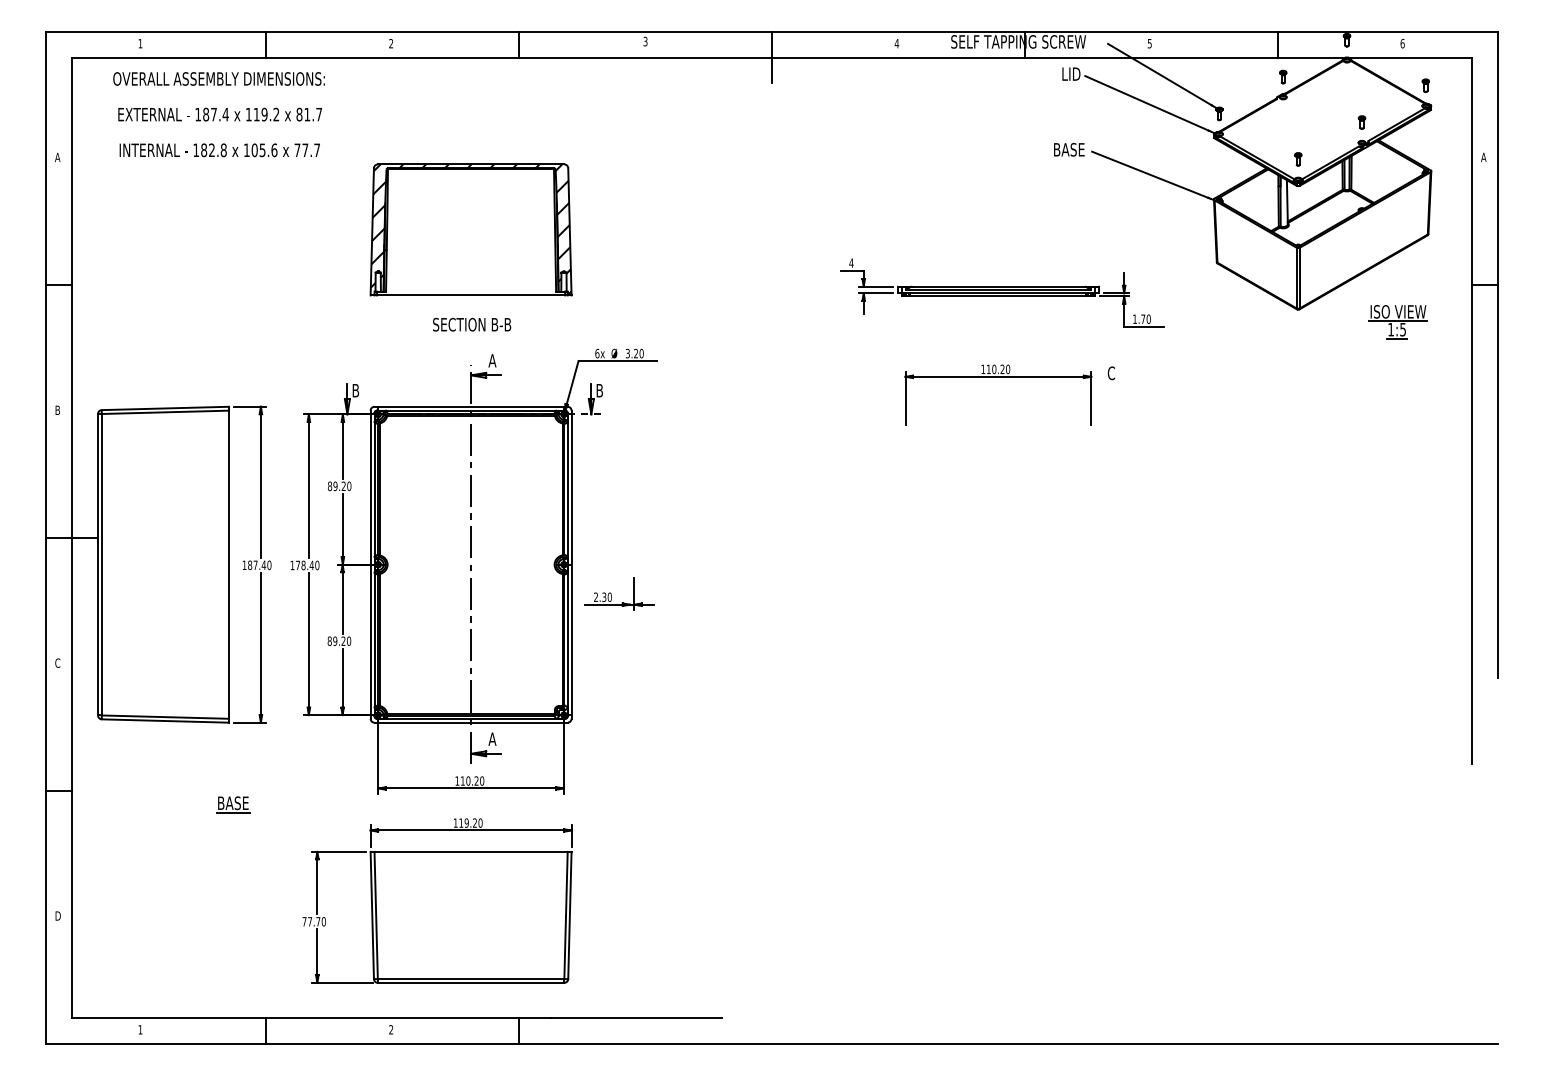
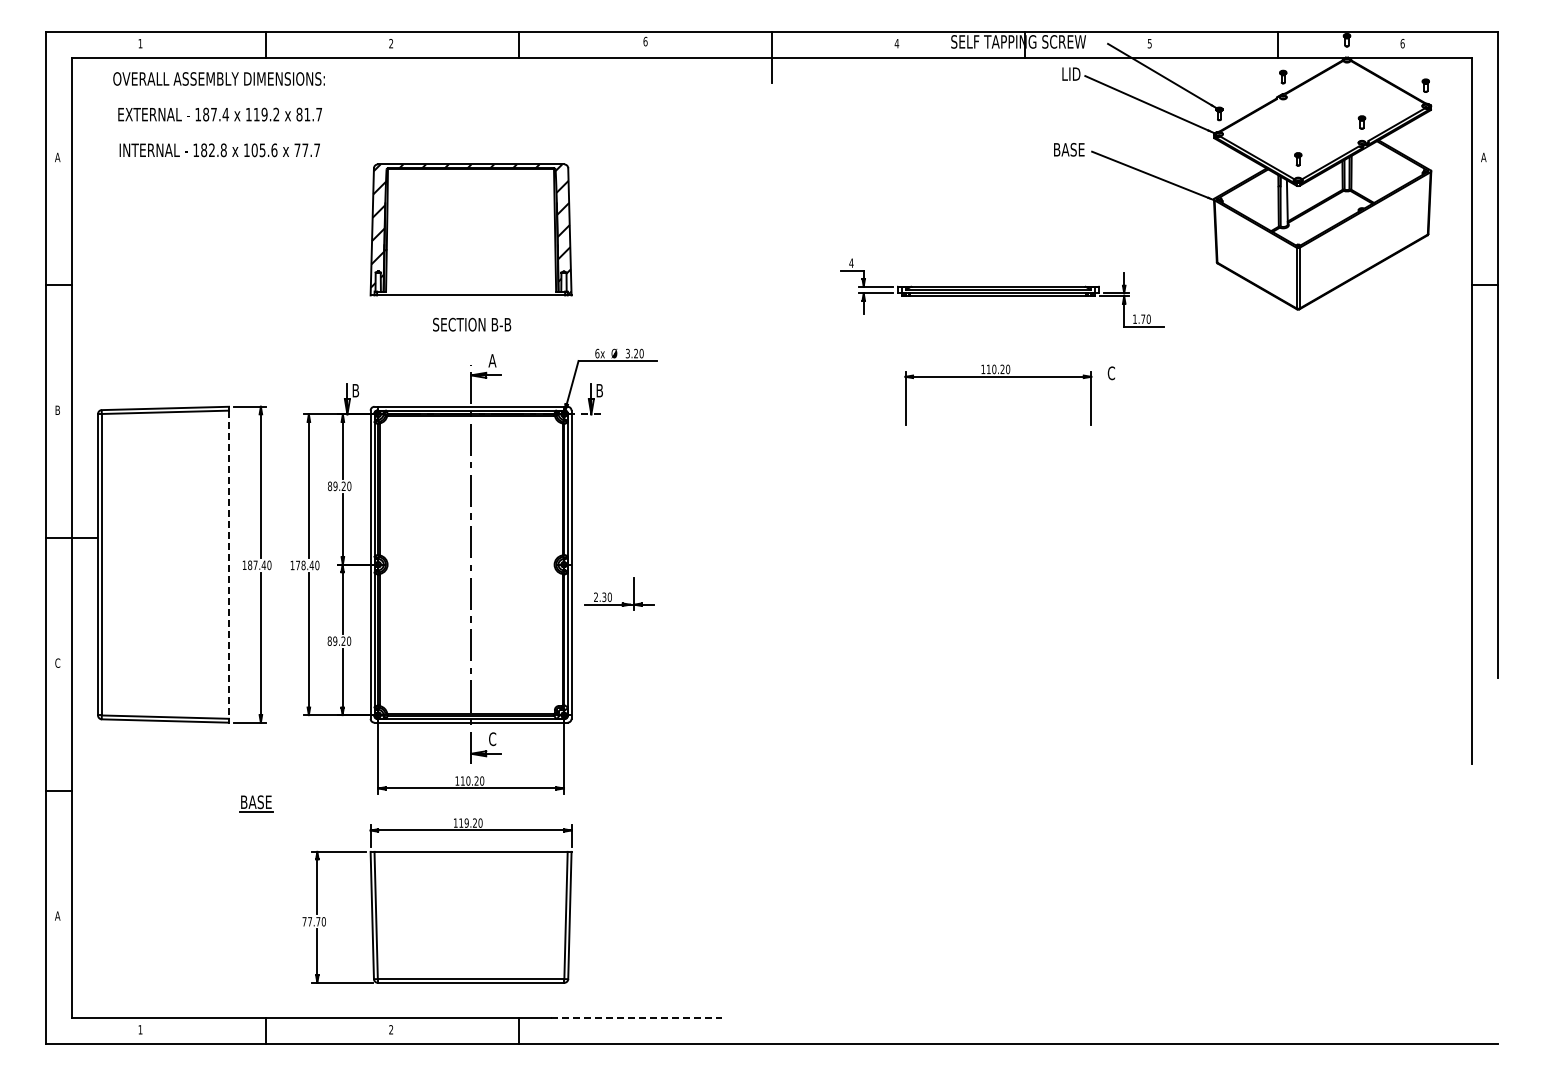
text: 3 -> 6 (645, 41)
part: present -> none (1397, 322)
line: solid -> dashed (229, 565)
text: A -> C (492, 739)
part position: (233, 804) -> (256, 803) (256, 803)
text: D -> A (57, 915)
line: solid -> dashed (636, 1018)
